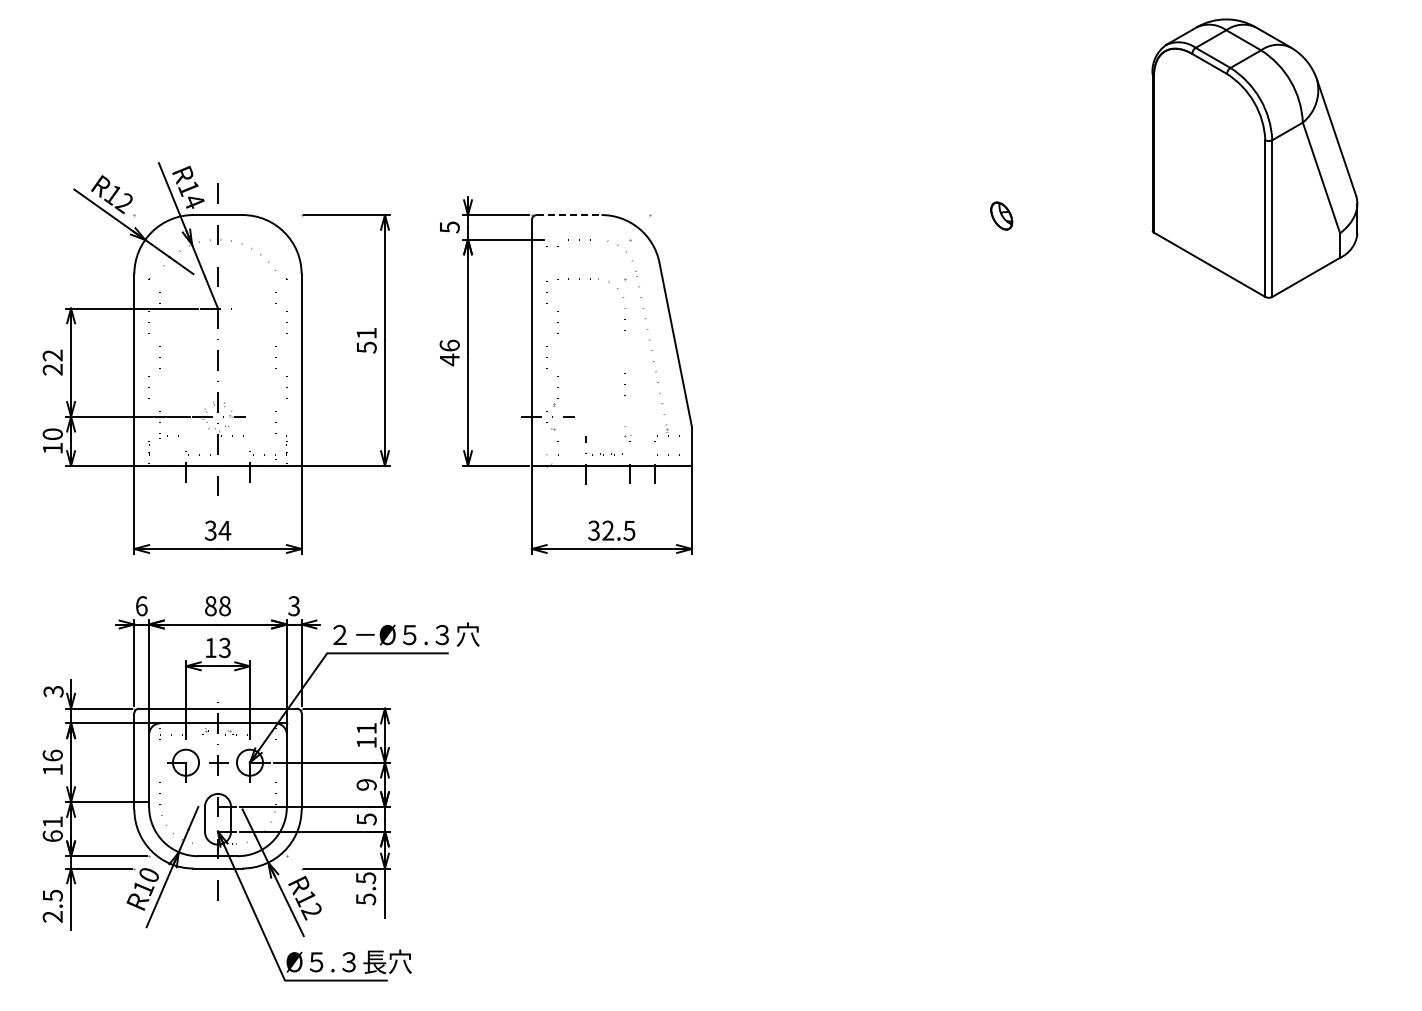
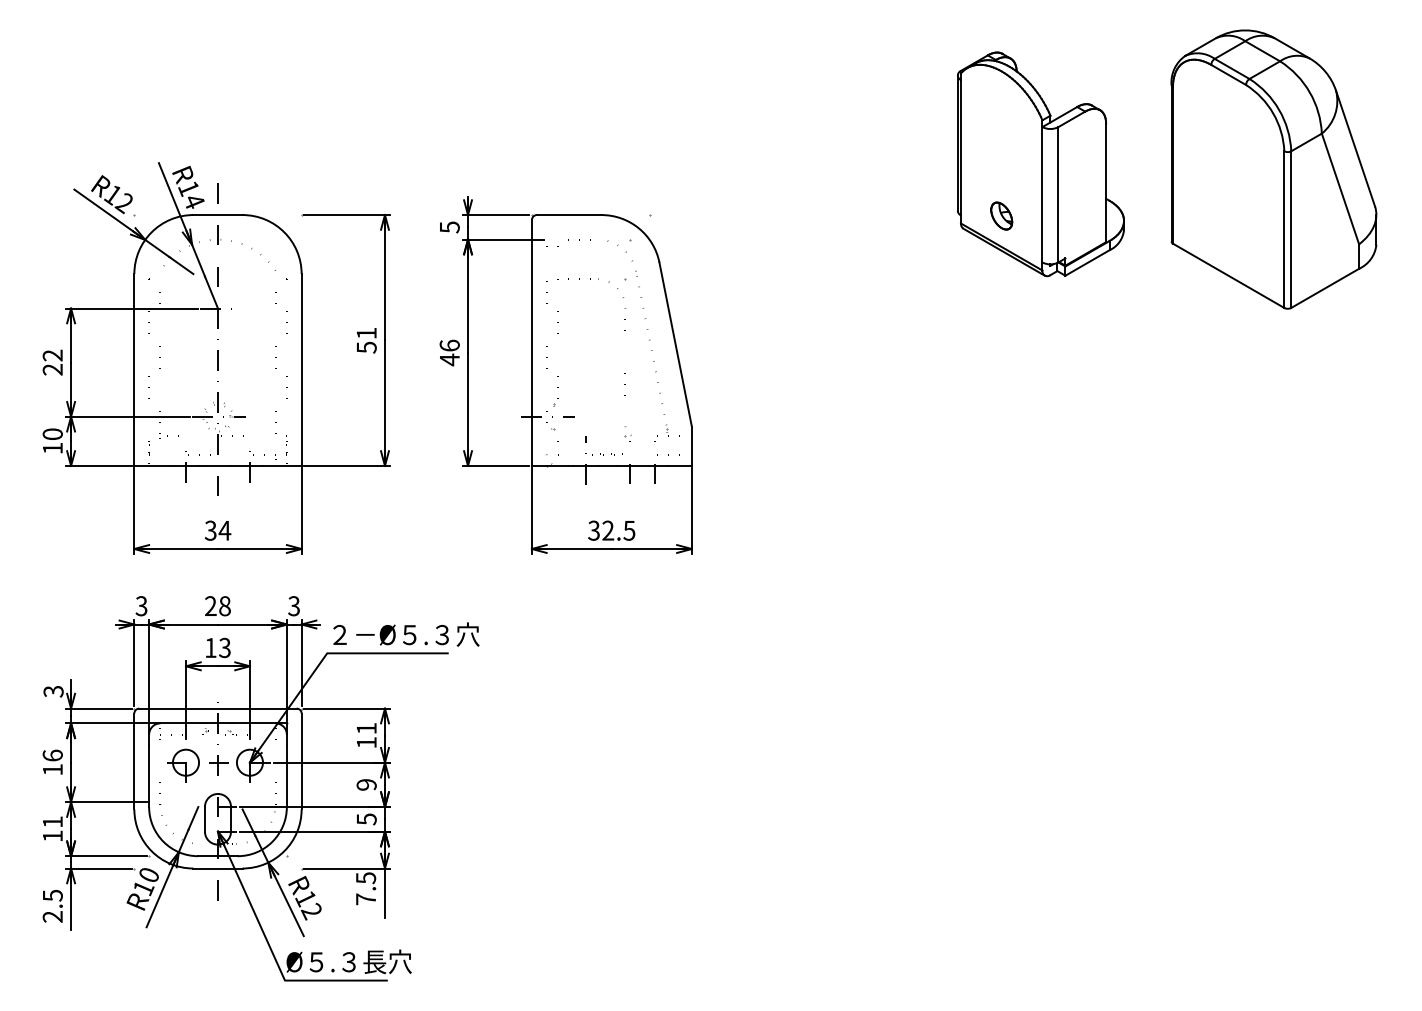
part position: (1254, 158) -> (1273, 169) (1273, 169)
part: none -> present (1040, 164)
line: dashed -> solid (569, 215)
text: 6 -> 3 (141, 606)
text: 88 -> 28 (210, 606)
text: 61 -> 11 (52, 835)
text: 5.5 -> 7.5 (366, 899)
